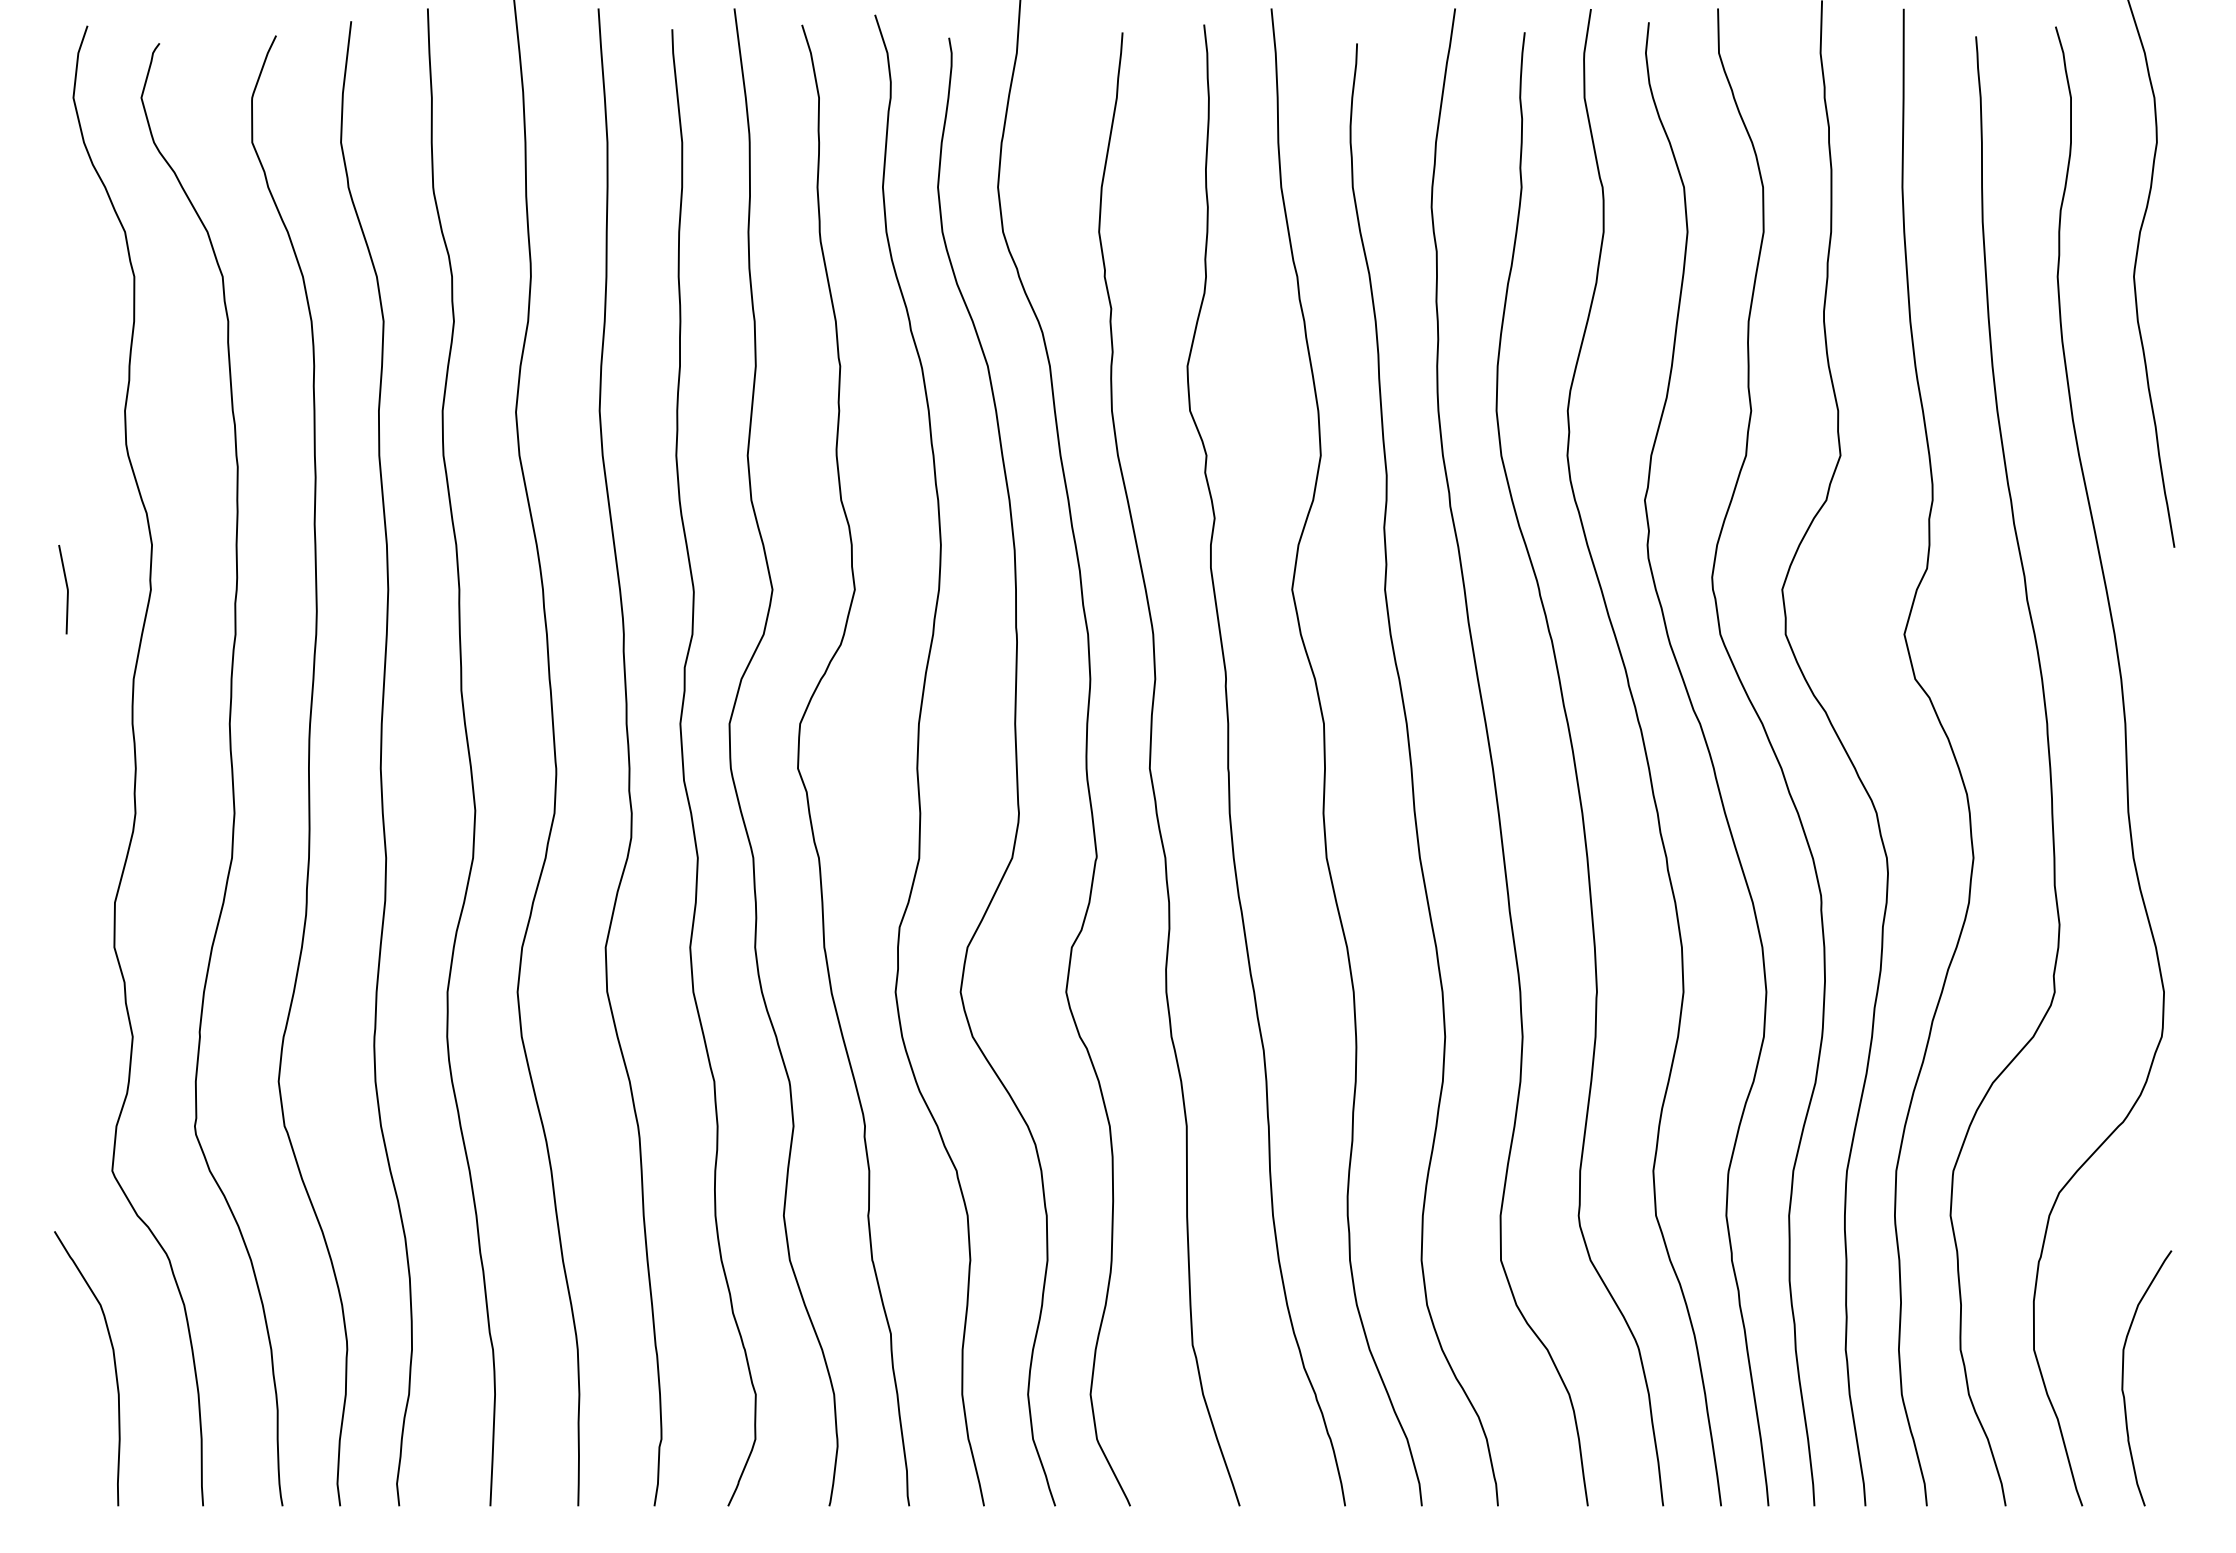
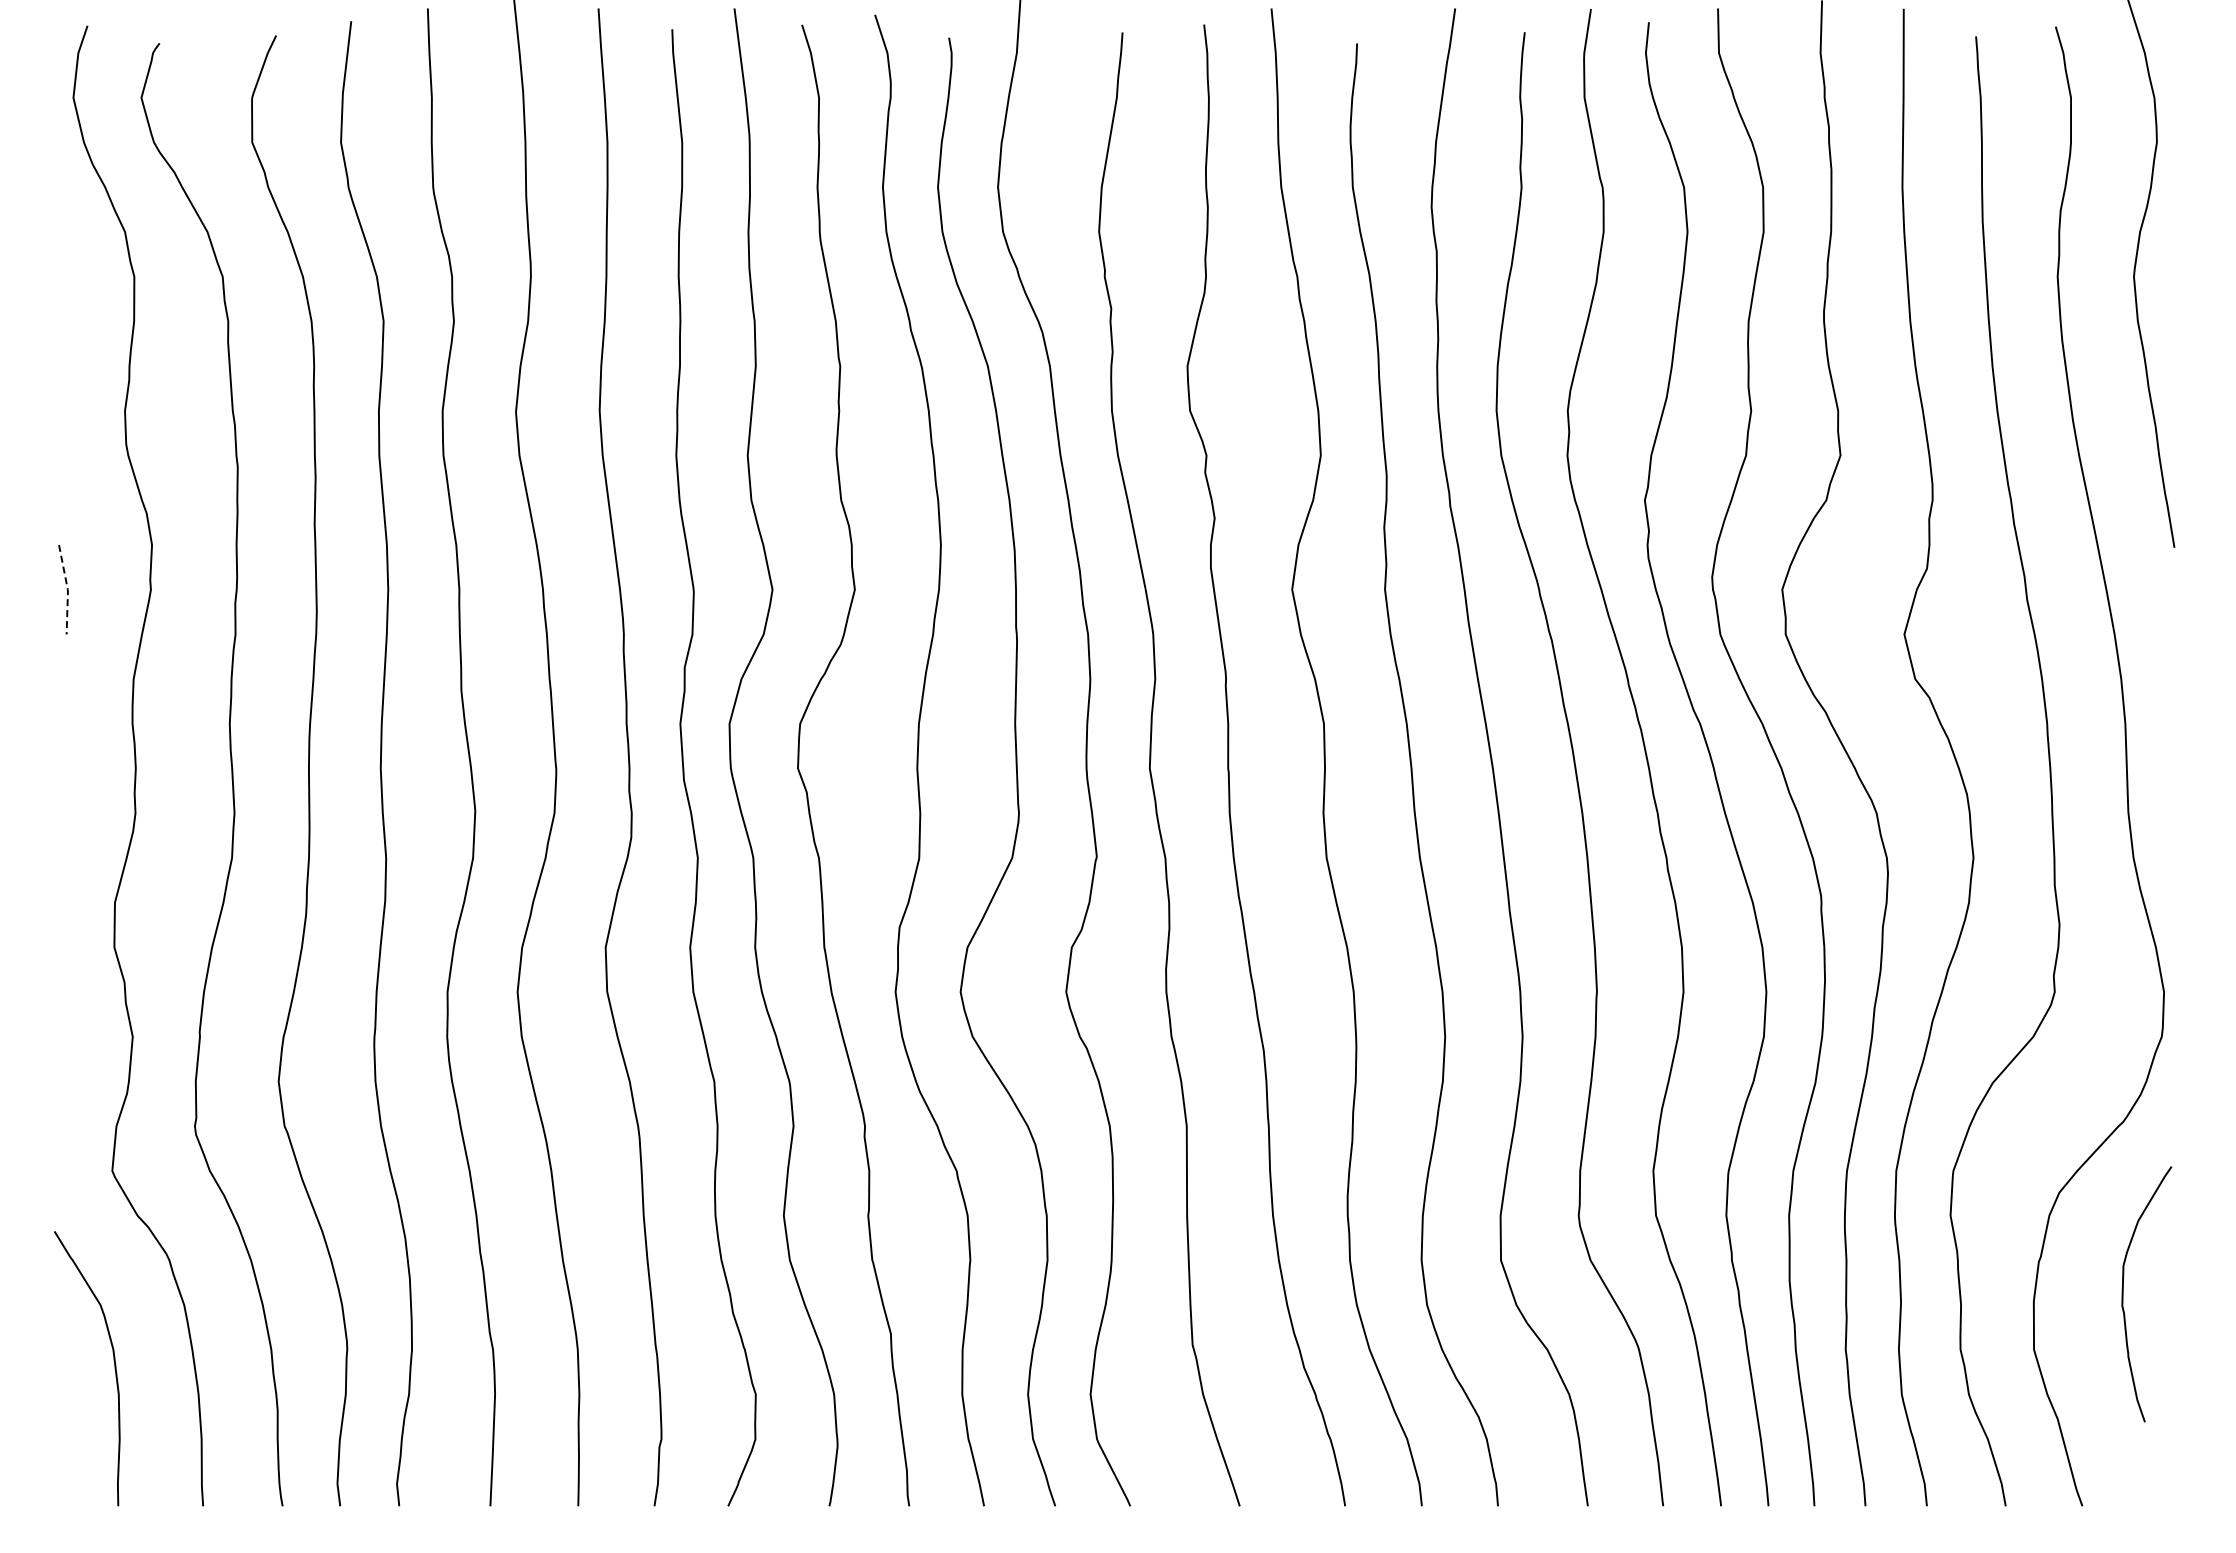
line: solid -> dashed (67, 589)
curve position: (2123, 1378) -> (2123, 1294) (2123, 1294)
